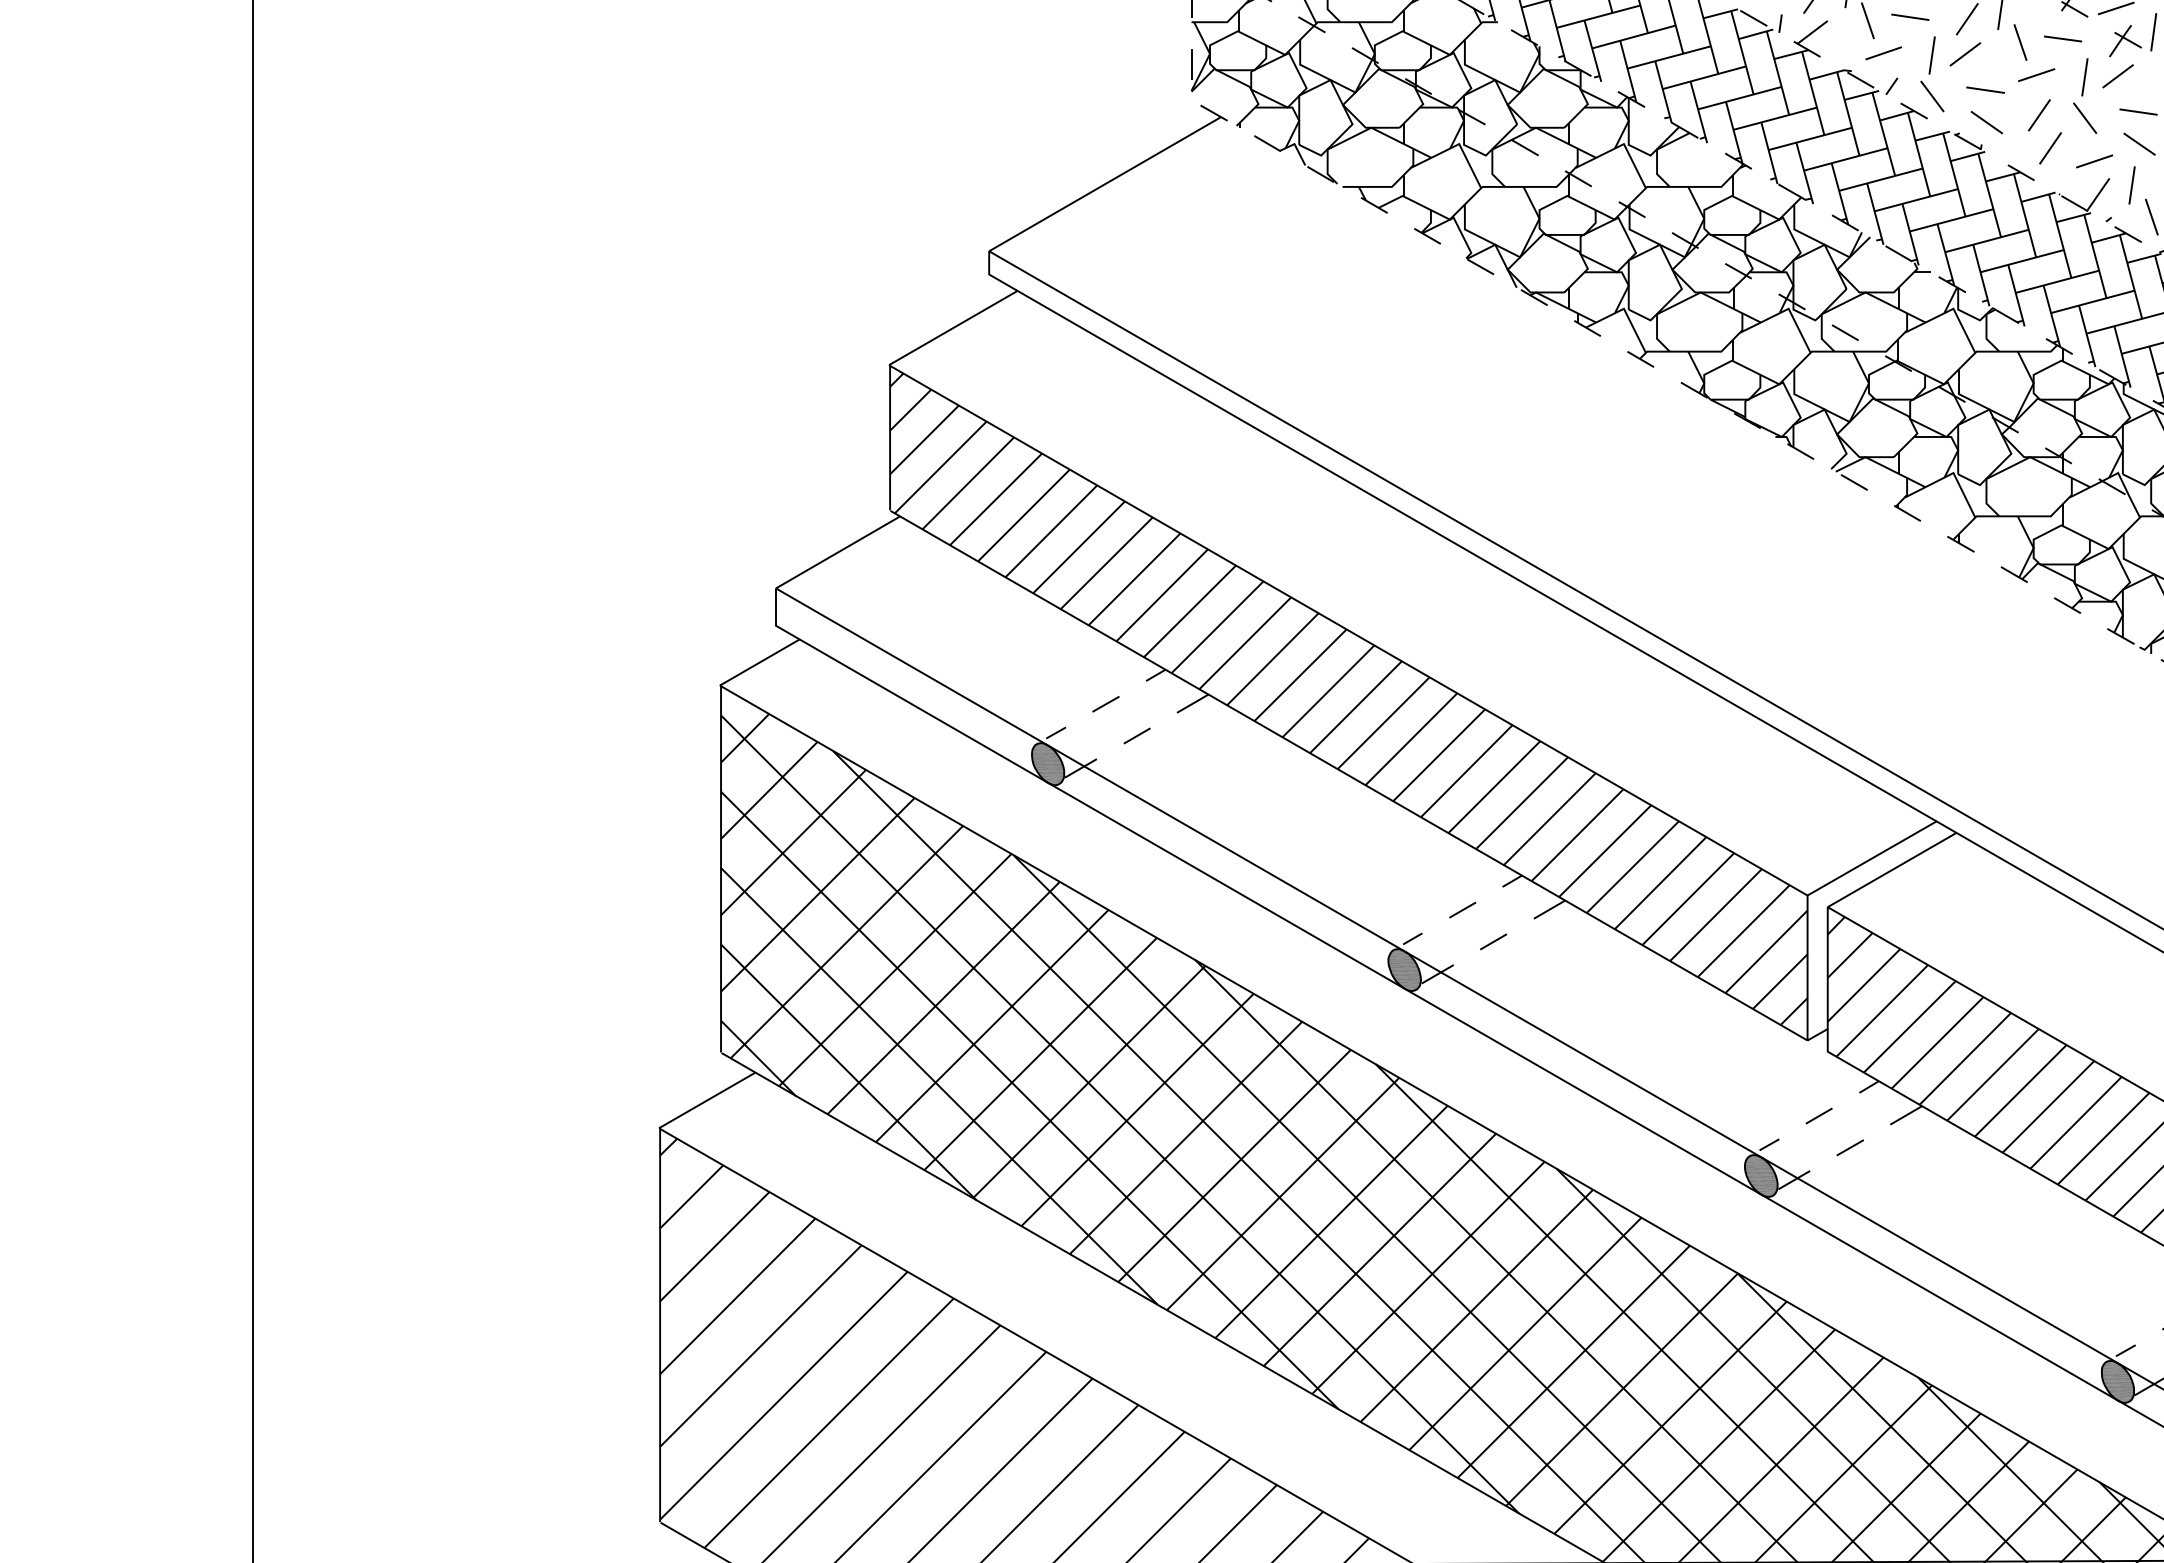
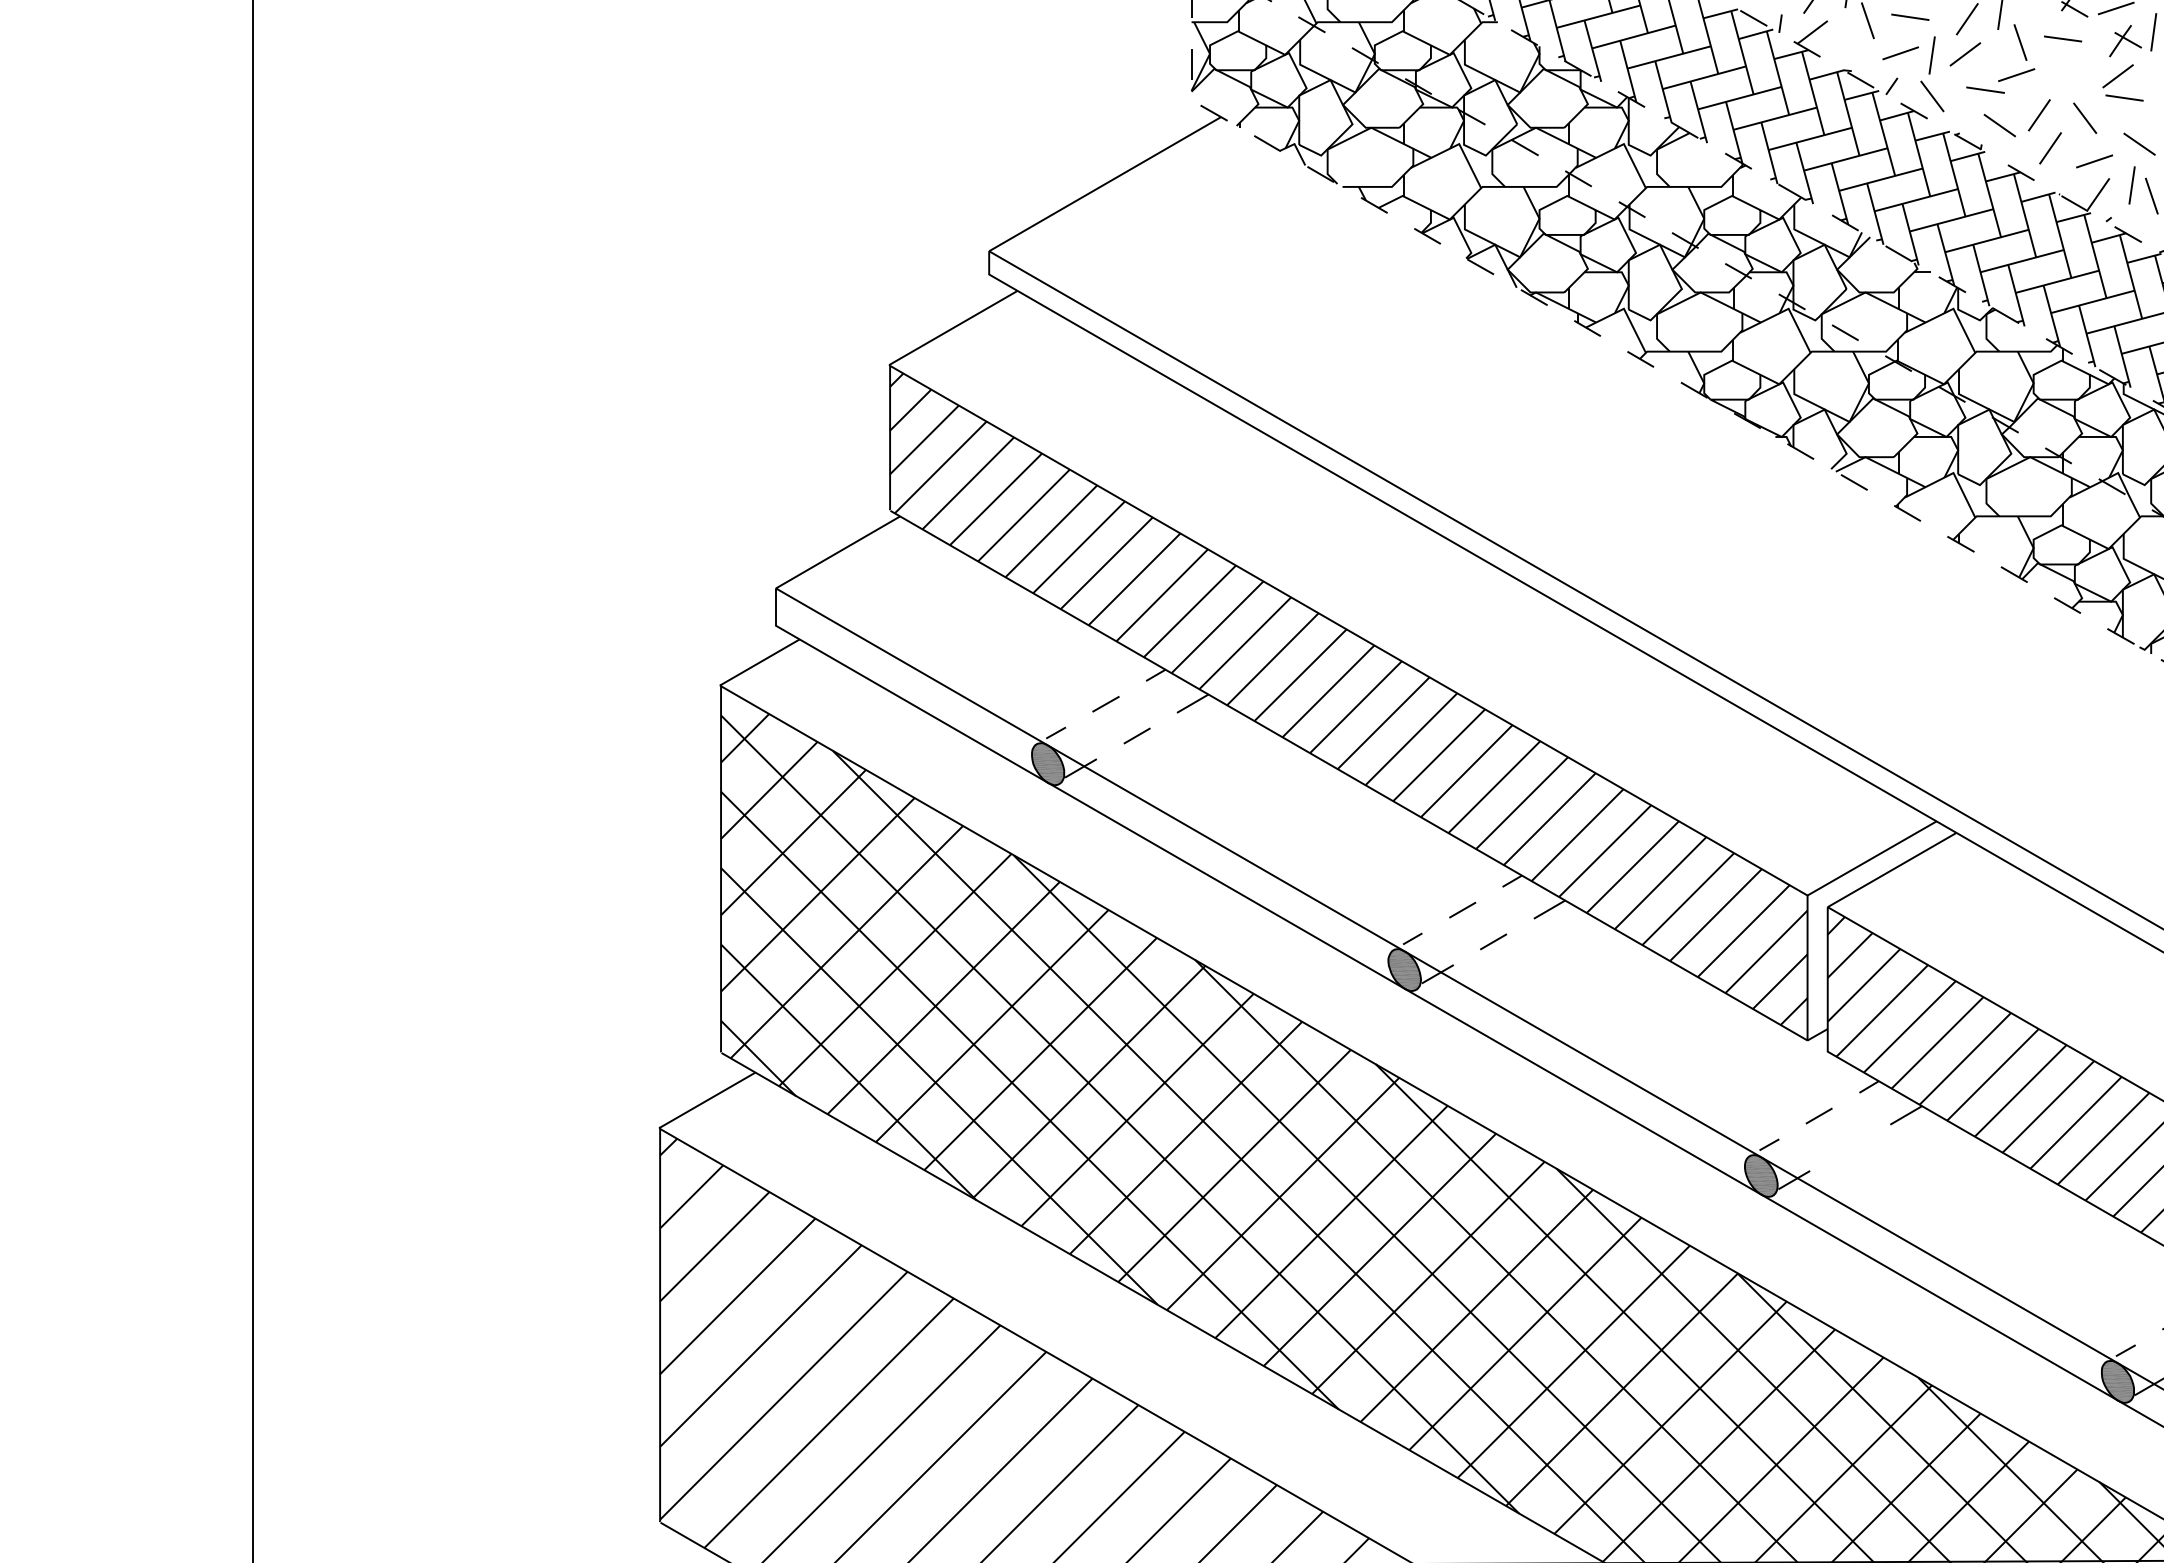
line position: (1883, 53) -> (1900, 53) (1900, 53)
line position: (2036, 75) -> (2016, 75) (2016, 75)
line: present -> none (2084, 77)
line position: (2138, 111) -> (2124, 97) (2124, 97)
line position: (1986, 122) -> (1999, 125) (1999, 125)
line position: (2151, 216) -> (2151, 195) (2151, 195)
line: present -> none (1849, 1147)
